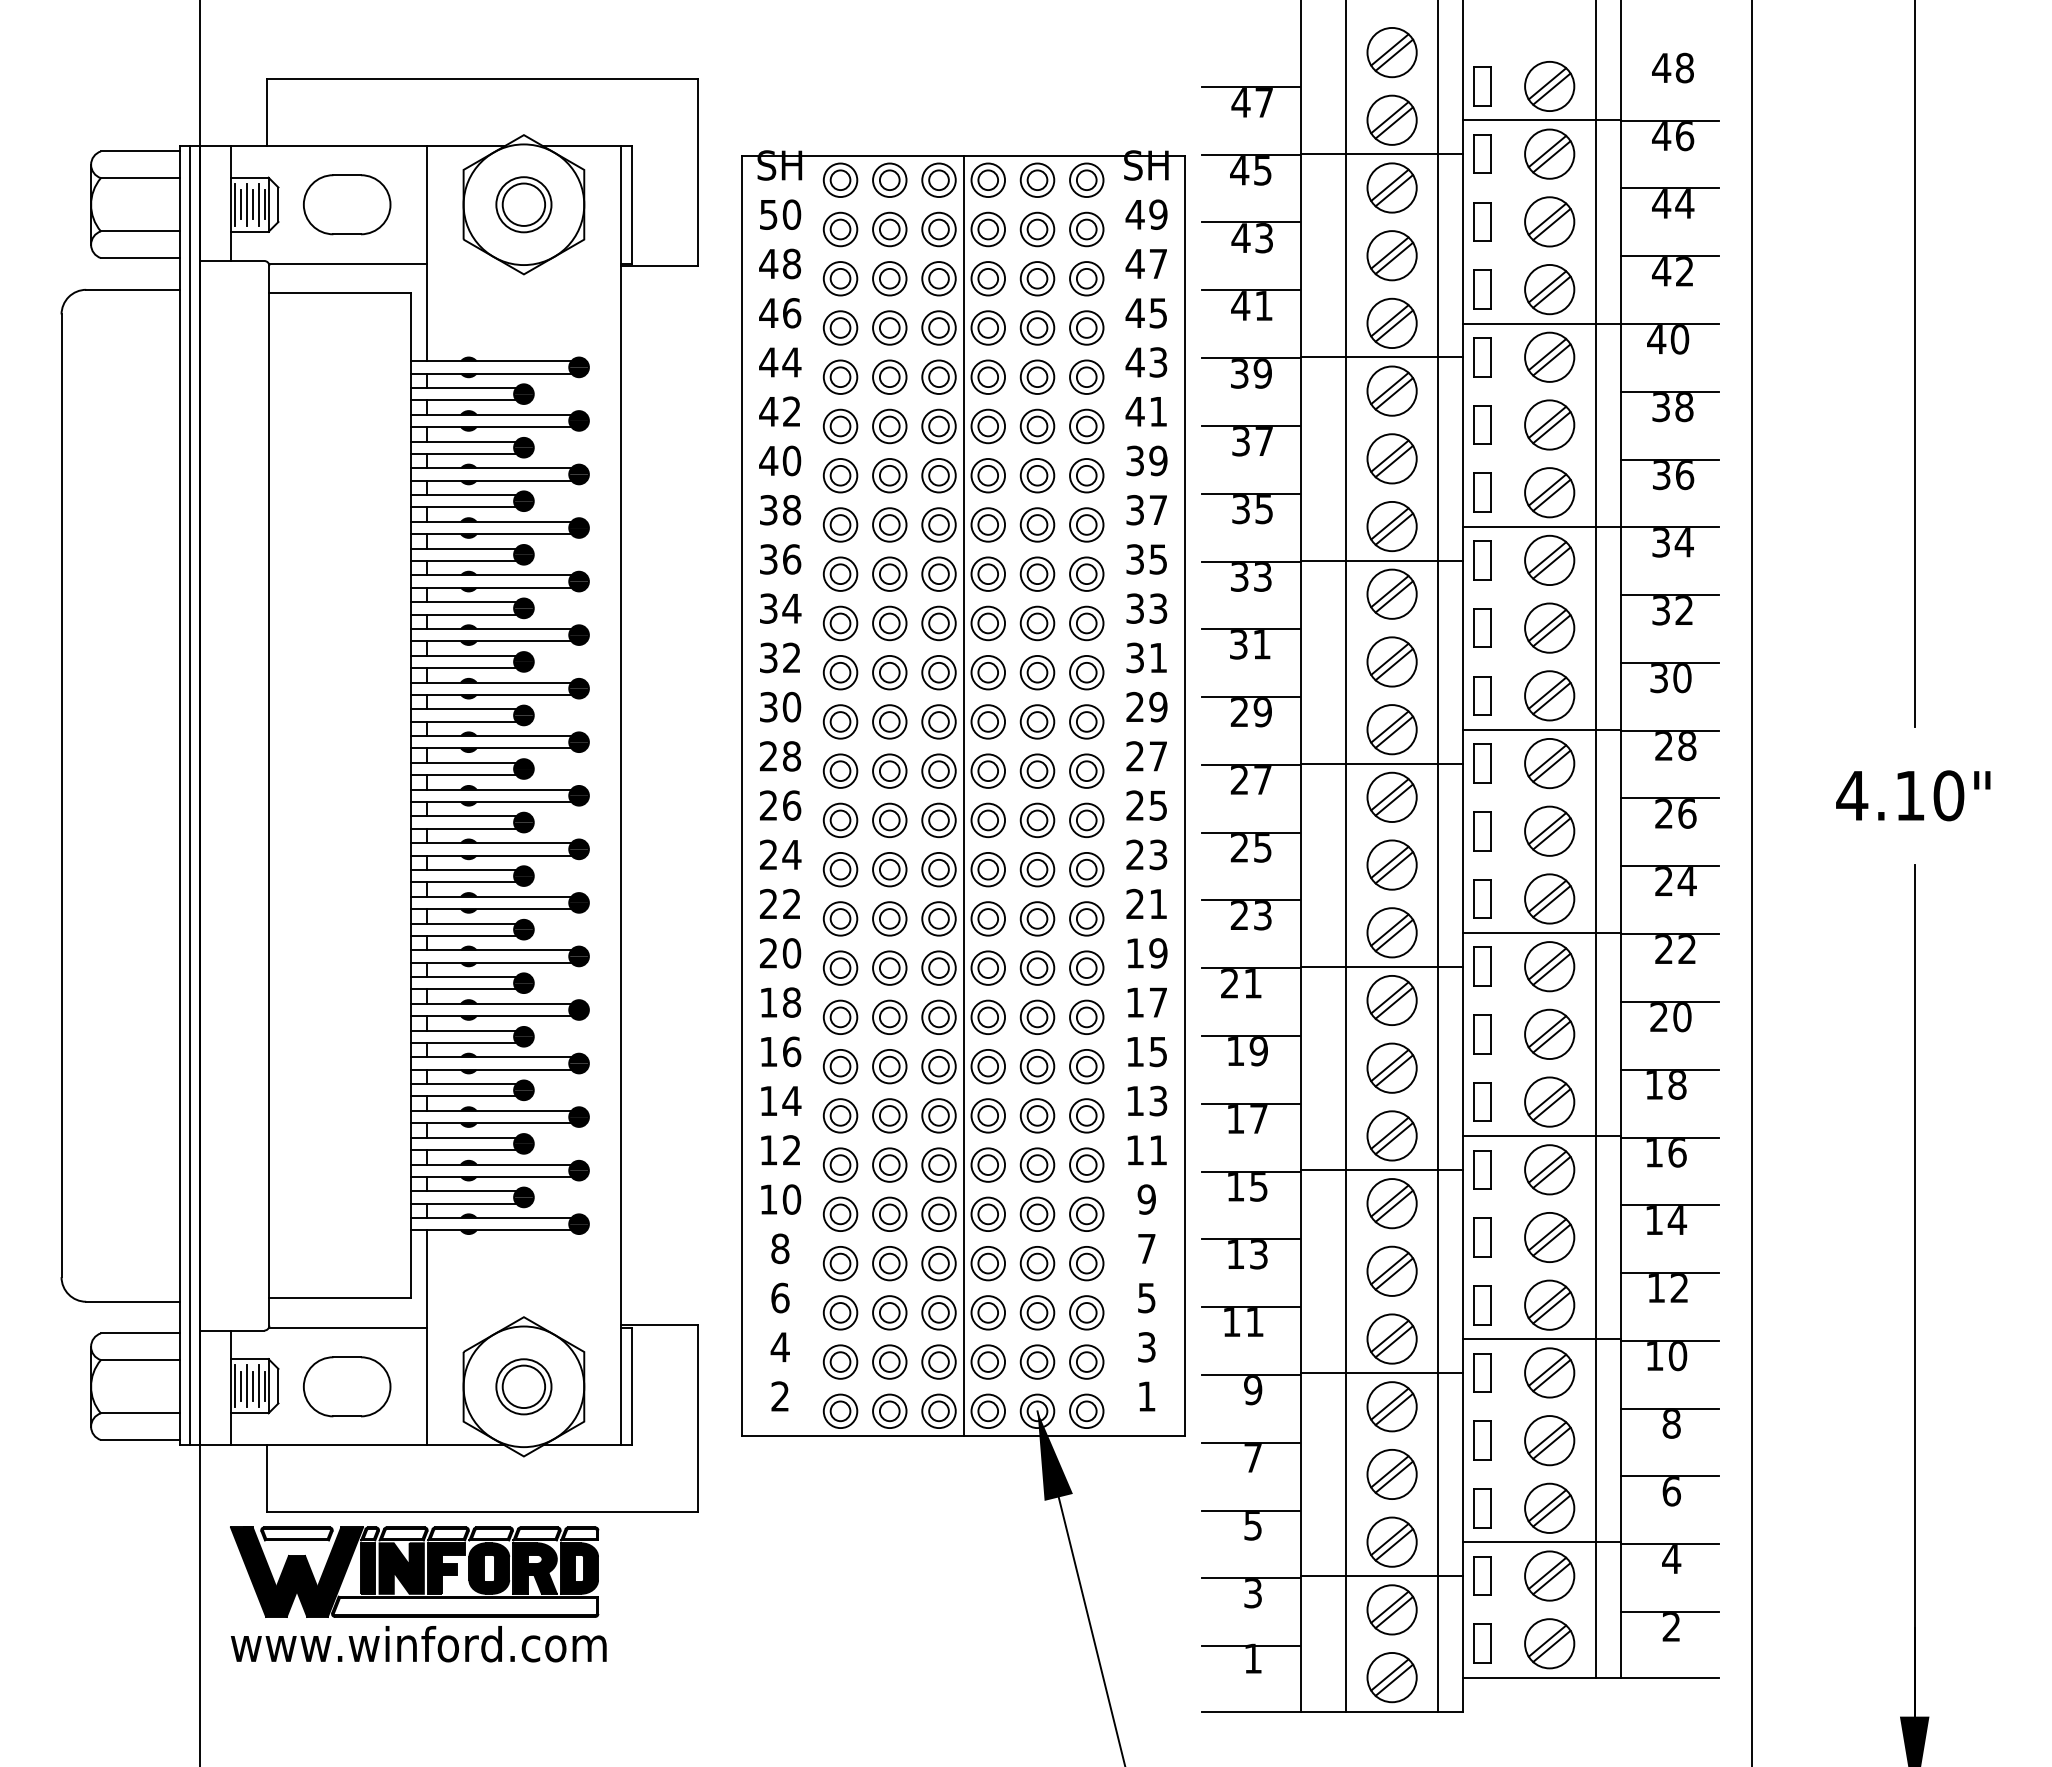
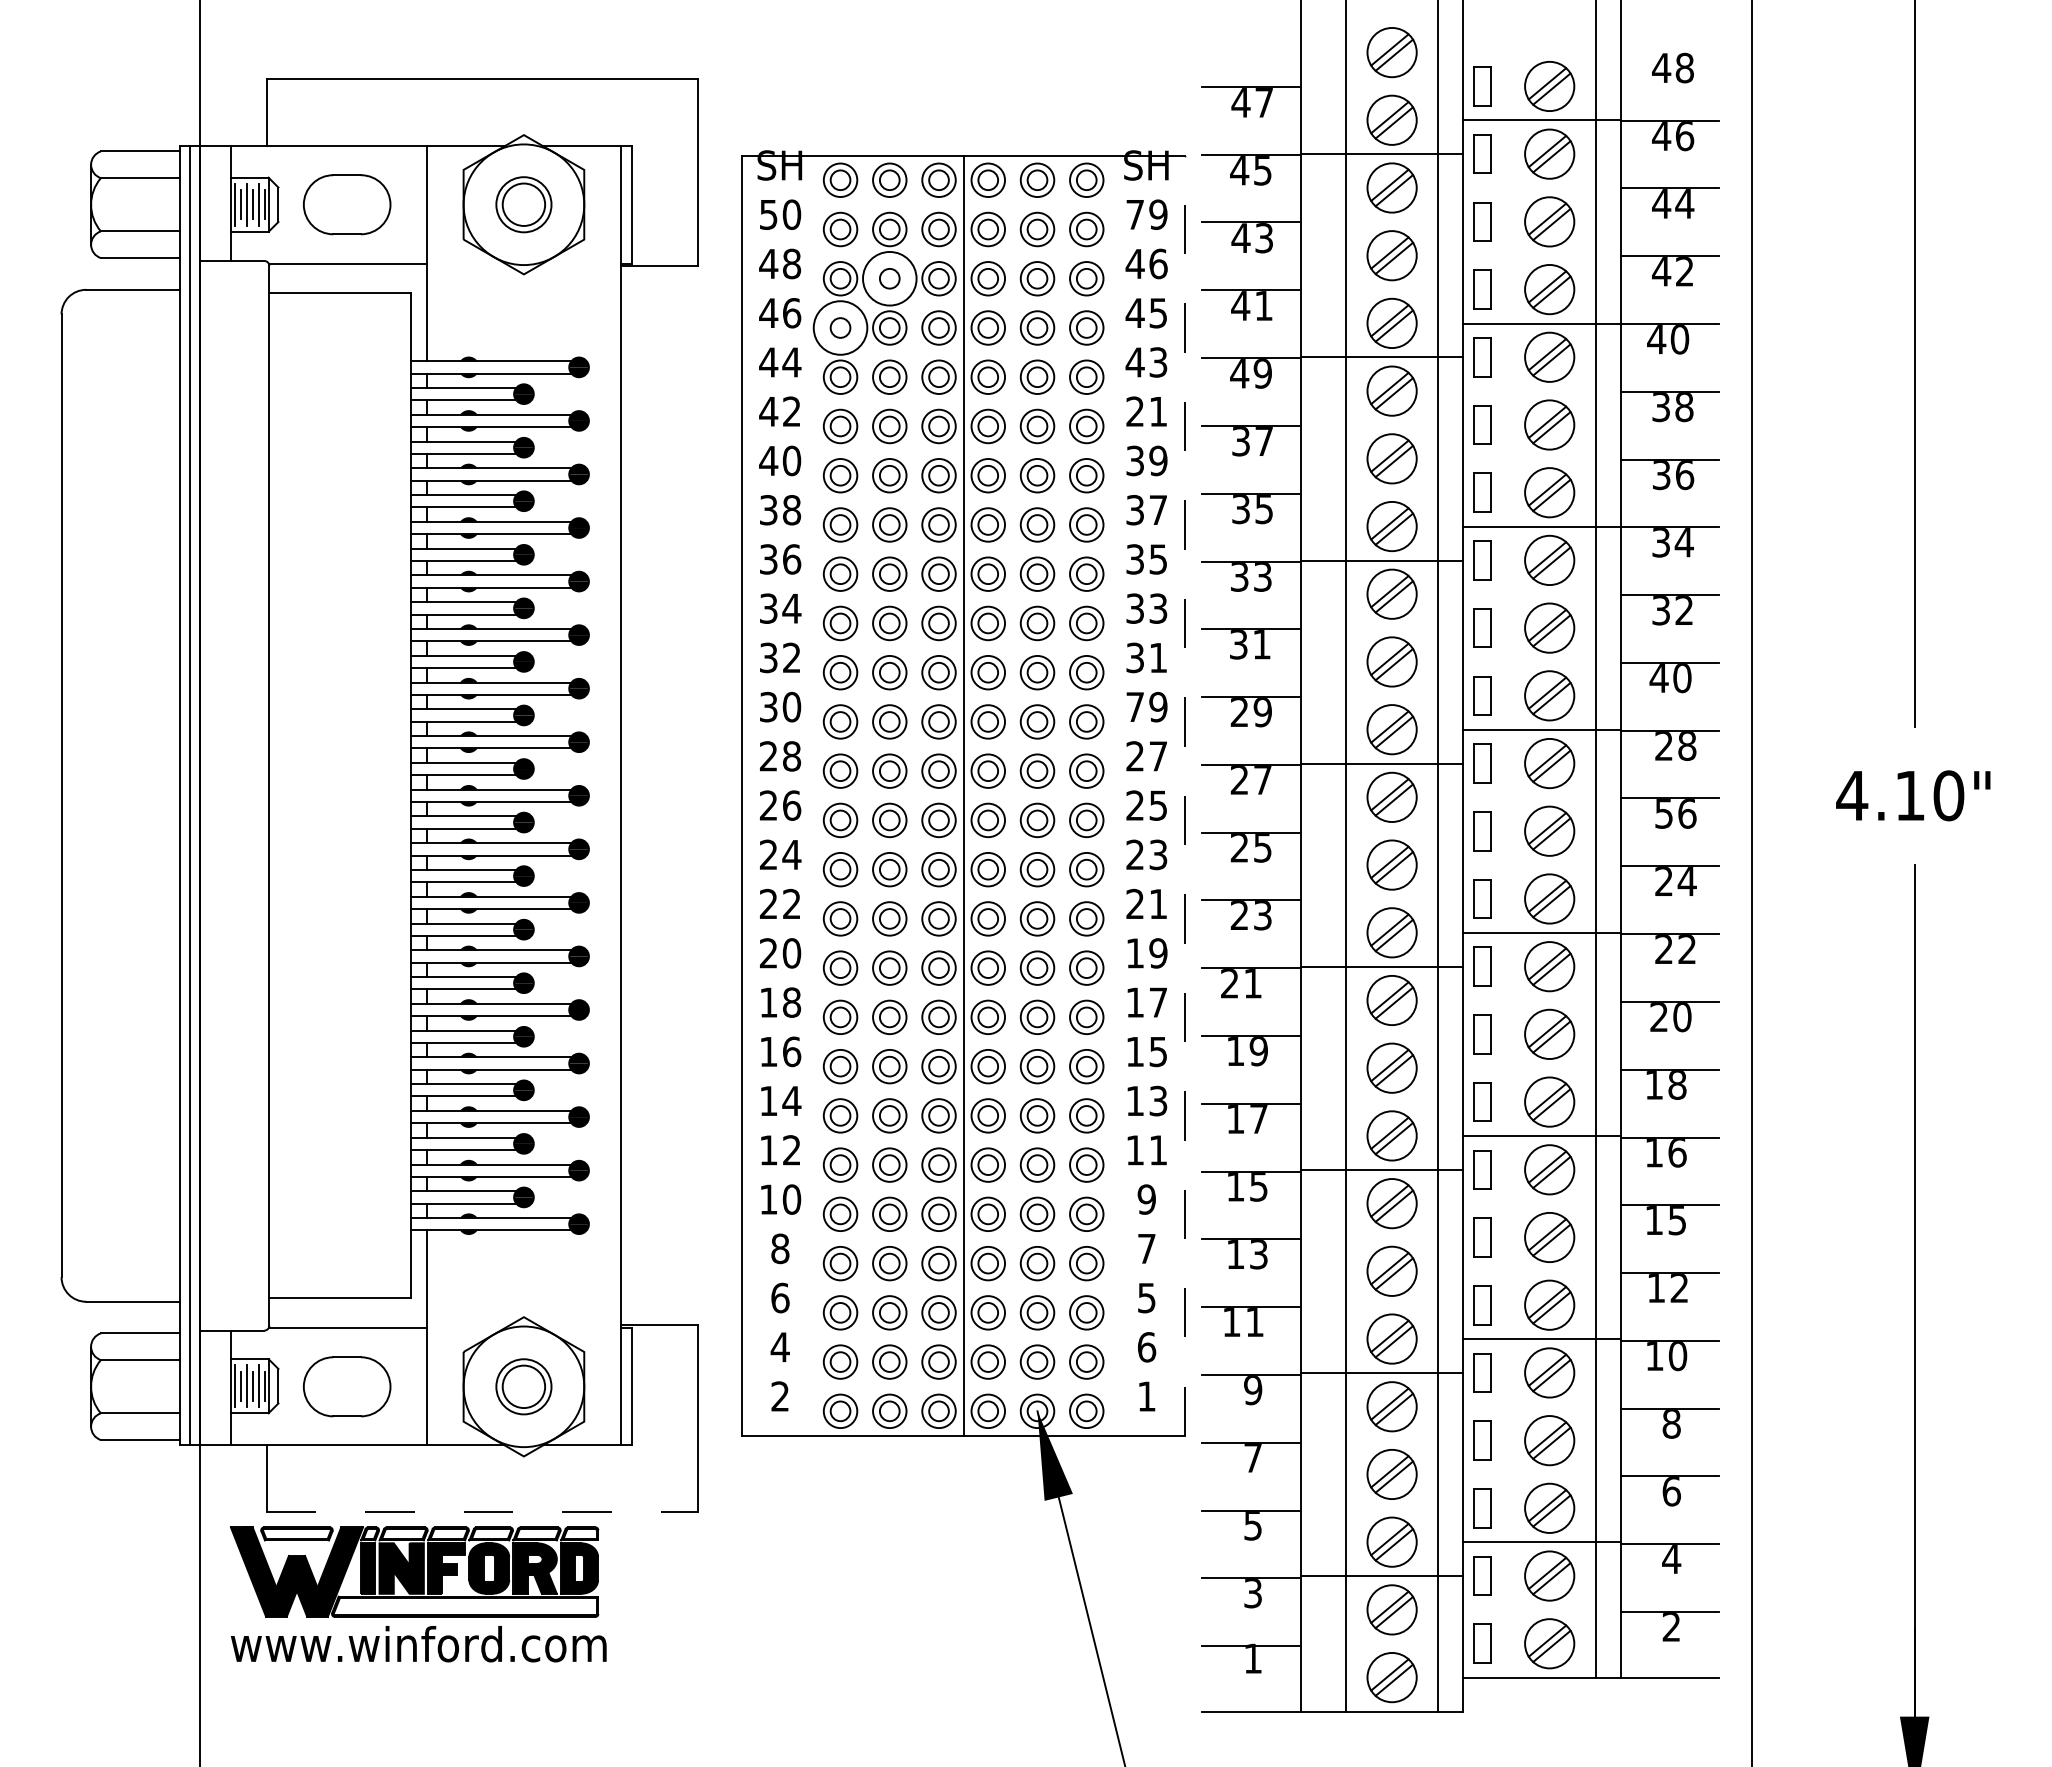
text: 49 -> 79 (1134, 214)
text: 47 -> 46 (1158, 263)
circle diameter: 33 px -> 54 px (889, 278)
circle diameter: 33 px -> 54 px (840, 327)
text: 39 -> 49 (1239, 373)
text: 41 -> 21 (1134, 411)
text: 30 -> 40 (1658, 678)
text: 29 -> 79 (1134, 706)
line: solid -> dashed (1185, 795)
text: 26 -> 56 (1663, 813)
text: 14 -> 15 (1677, 1220)
text: 3 -> 6 (1147, 1347)
line: solid -> dashed (482, 1512)
